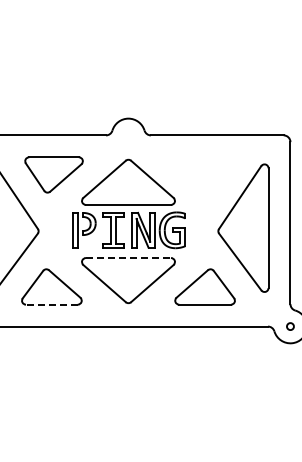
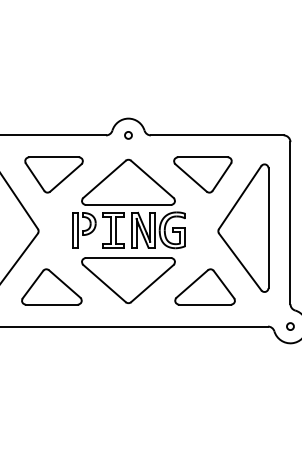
circle: none -> present (128, 135)
part: none -> present (202, 174)
line: dashed -> solid (128, 258)
line: dashed -> solid (51, 304)
